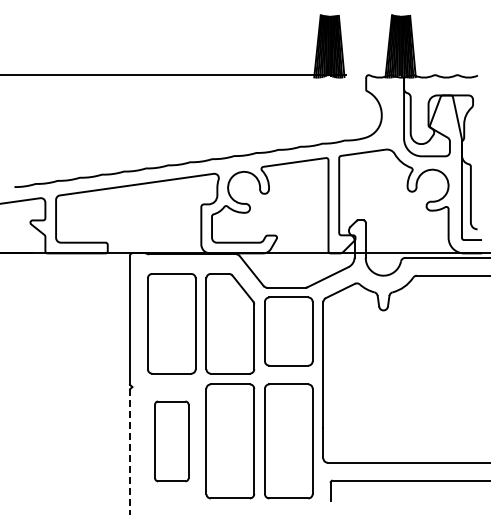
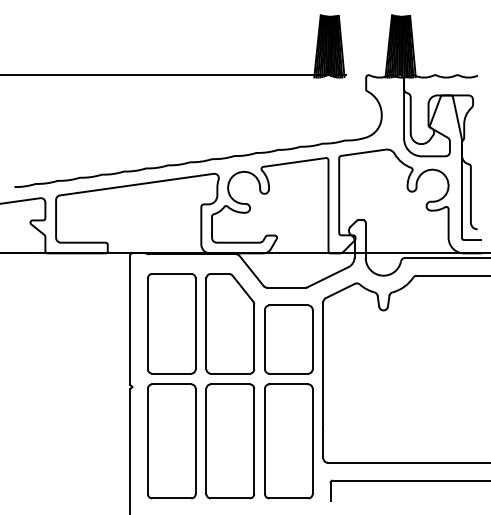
part position: (288, 331) -> (288, 339) (288, 339)
part size: 36x83 px -> 50x117 px (171, 441)
line: dashed -> solid (130, 451)
